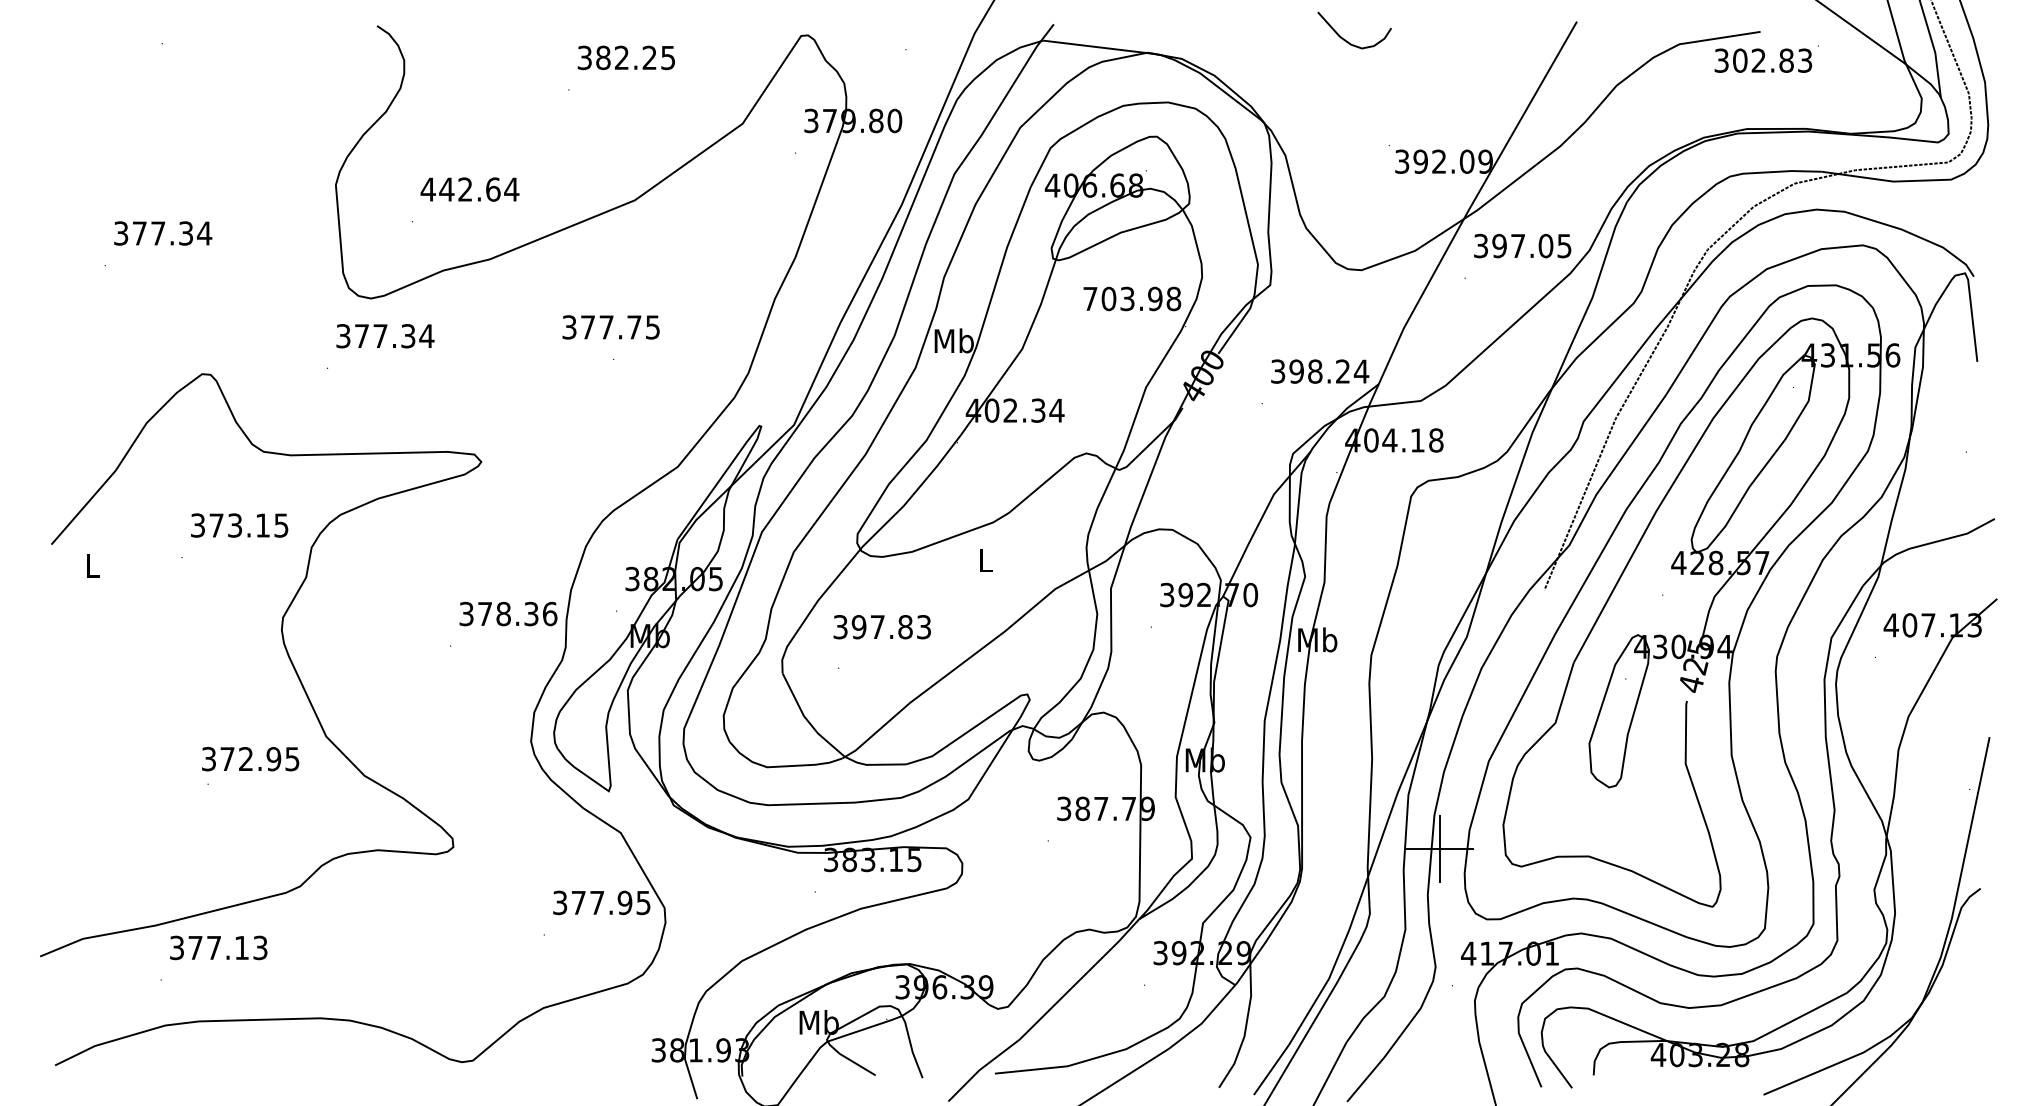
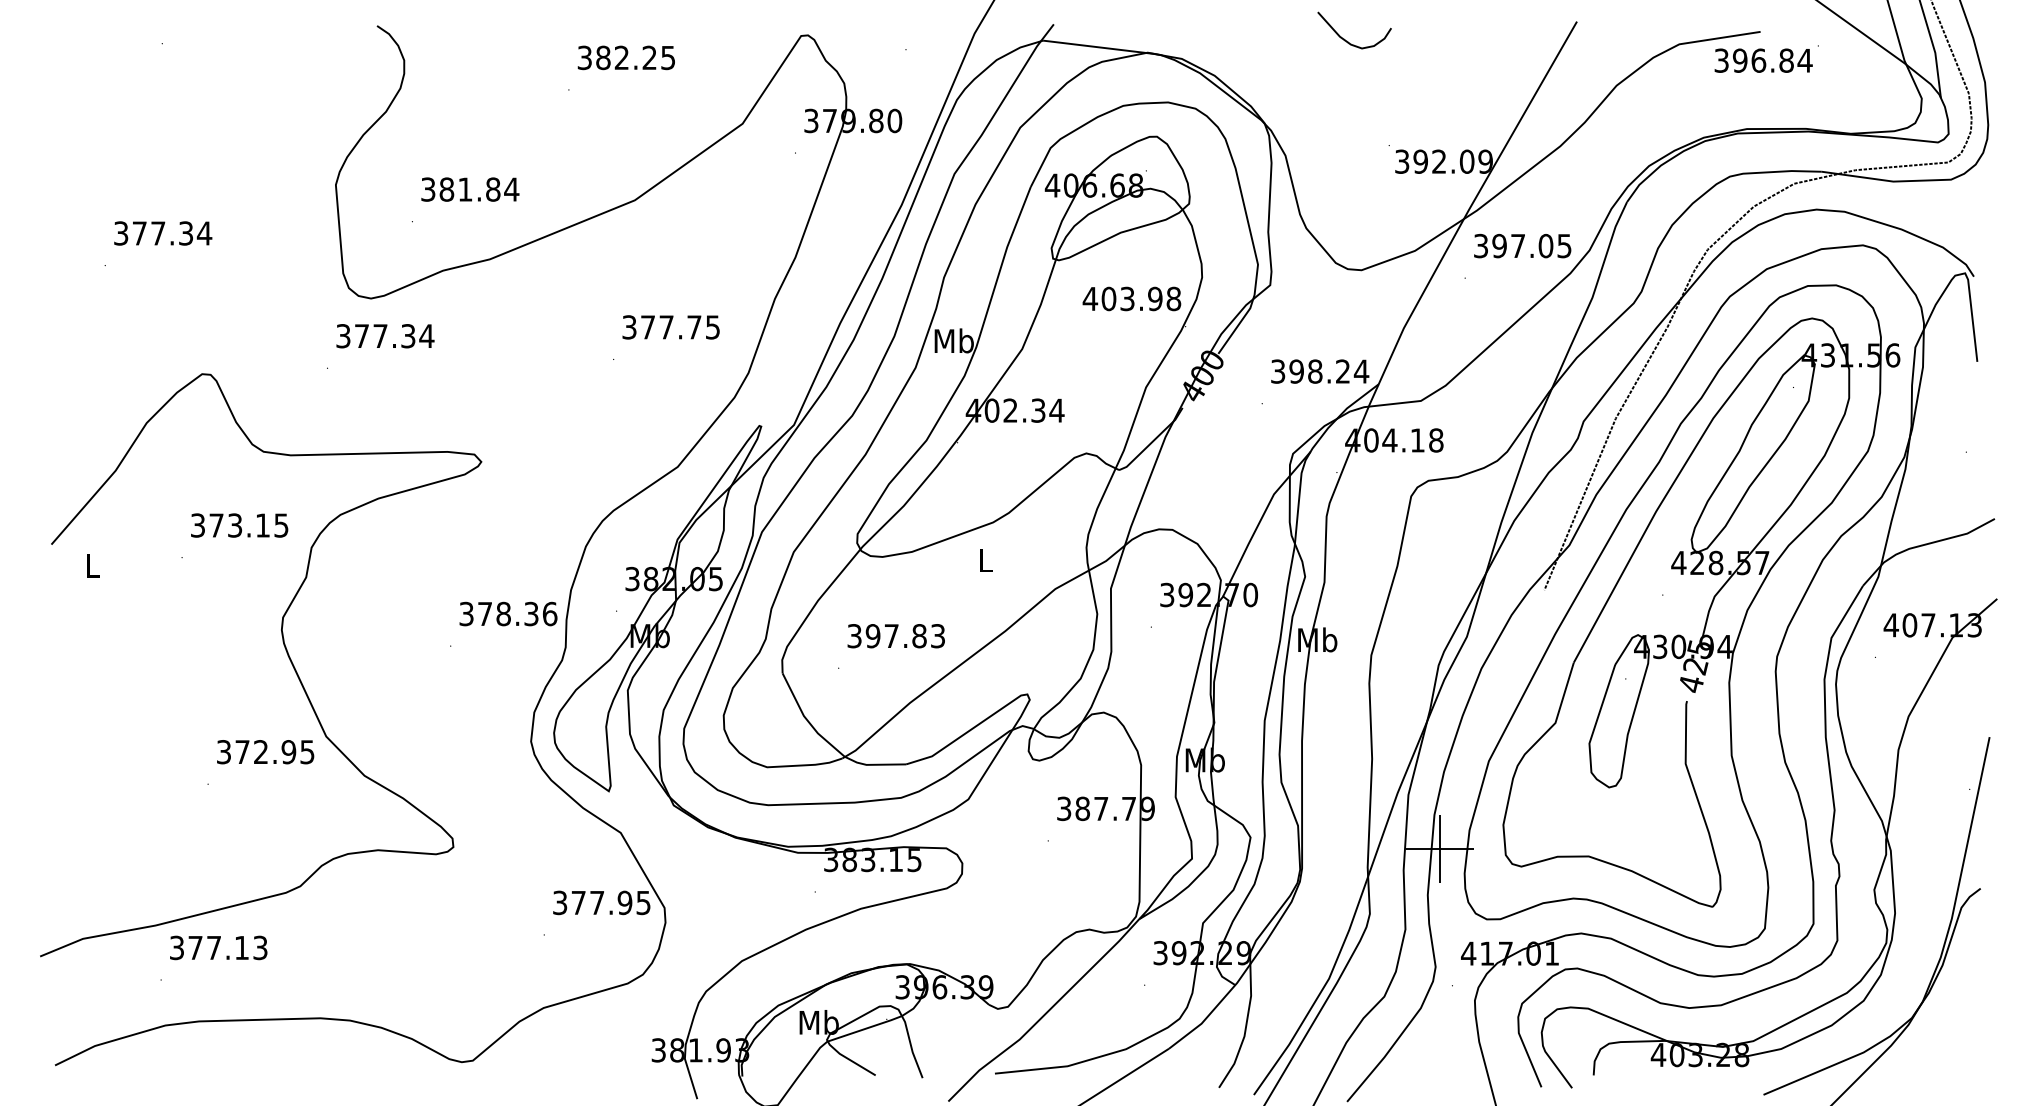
text: 302.83 -> 396.84 (1772, 60)
text: 442.64 -> 381.84 (460, 189)
text: 703.98 -> 403.98 (1090, 298)
text position: (610, 327) -> (670, 327) (670, 327)
text position: (881, 627) -> (895, 636) (895, 636)
text position: (250, 759) -> (265, 752) (265, 752)
